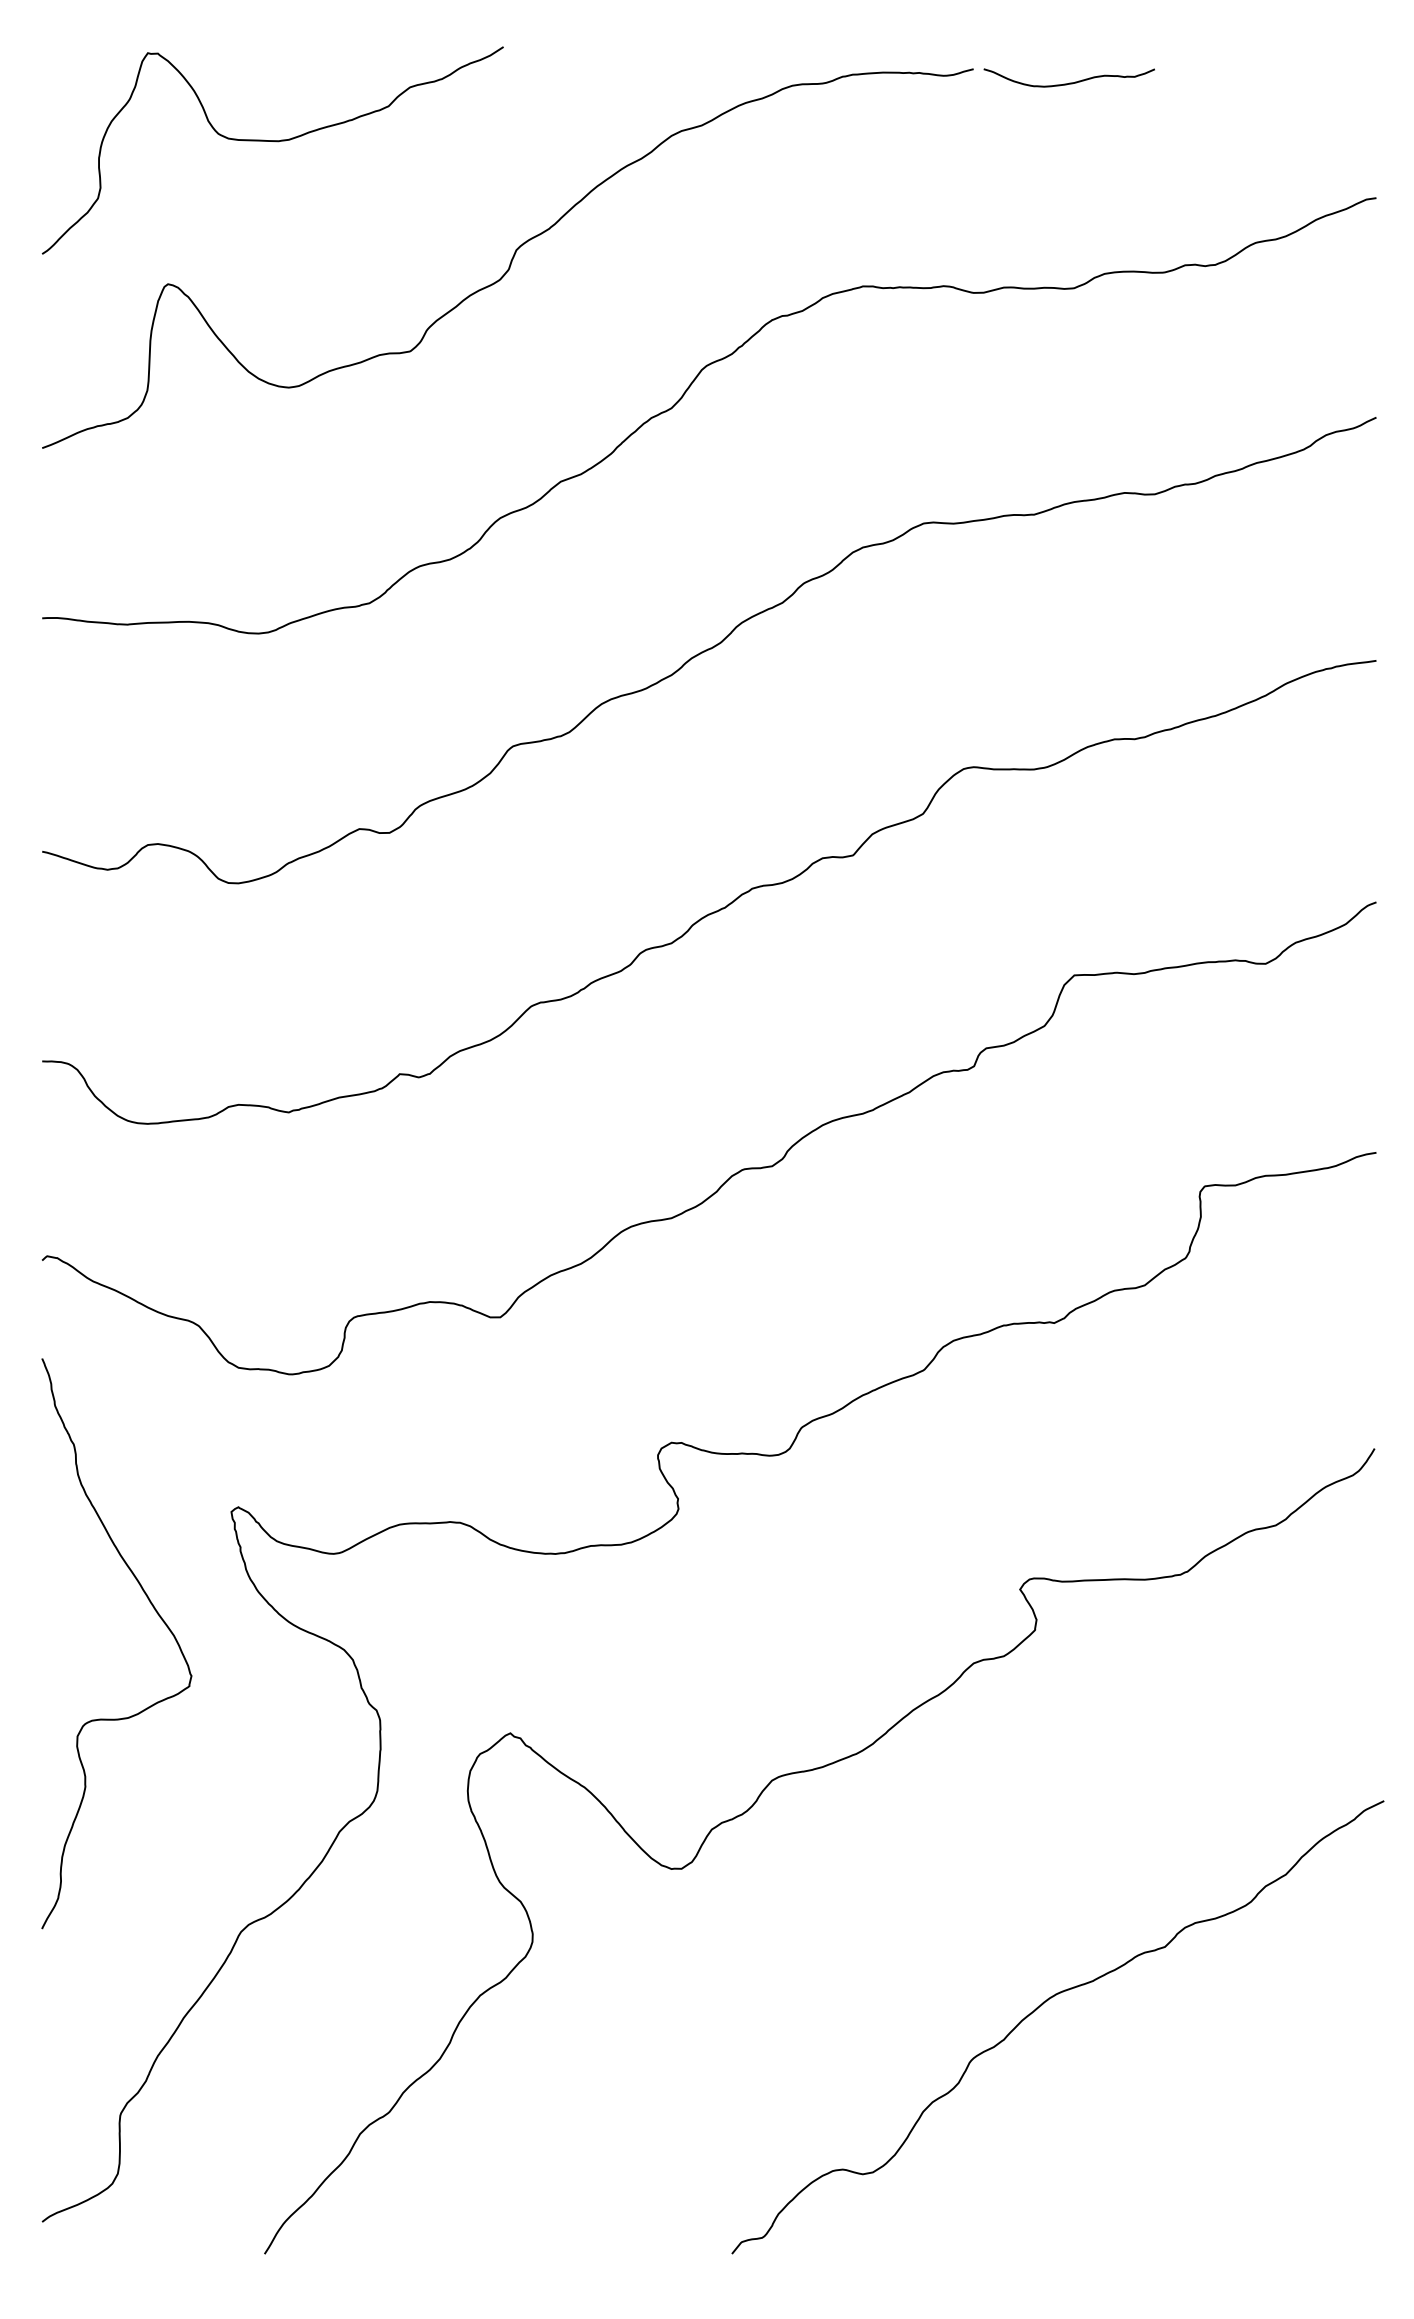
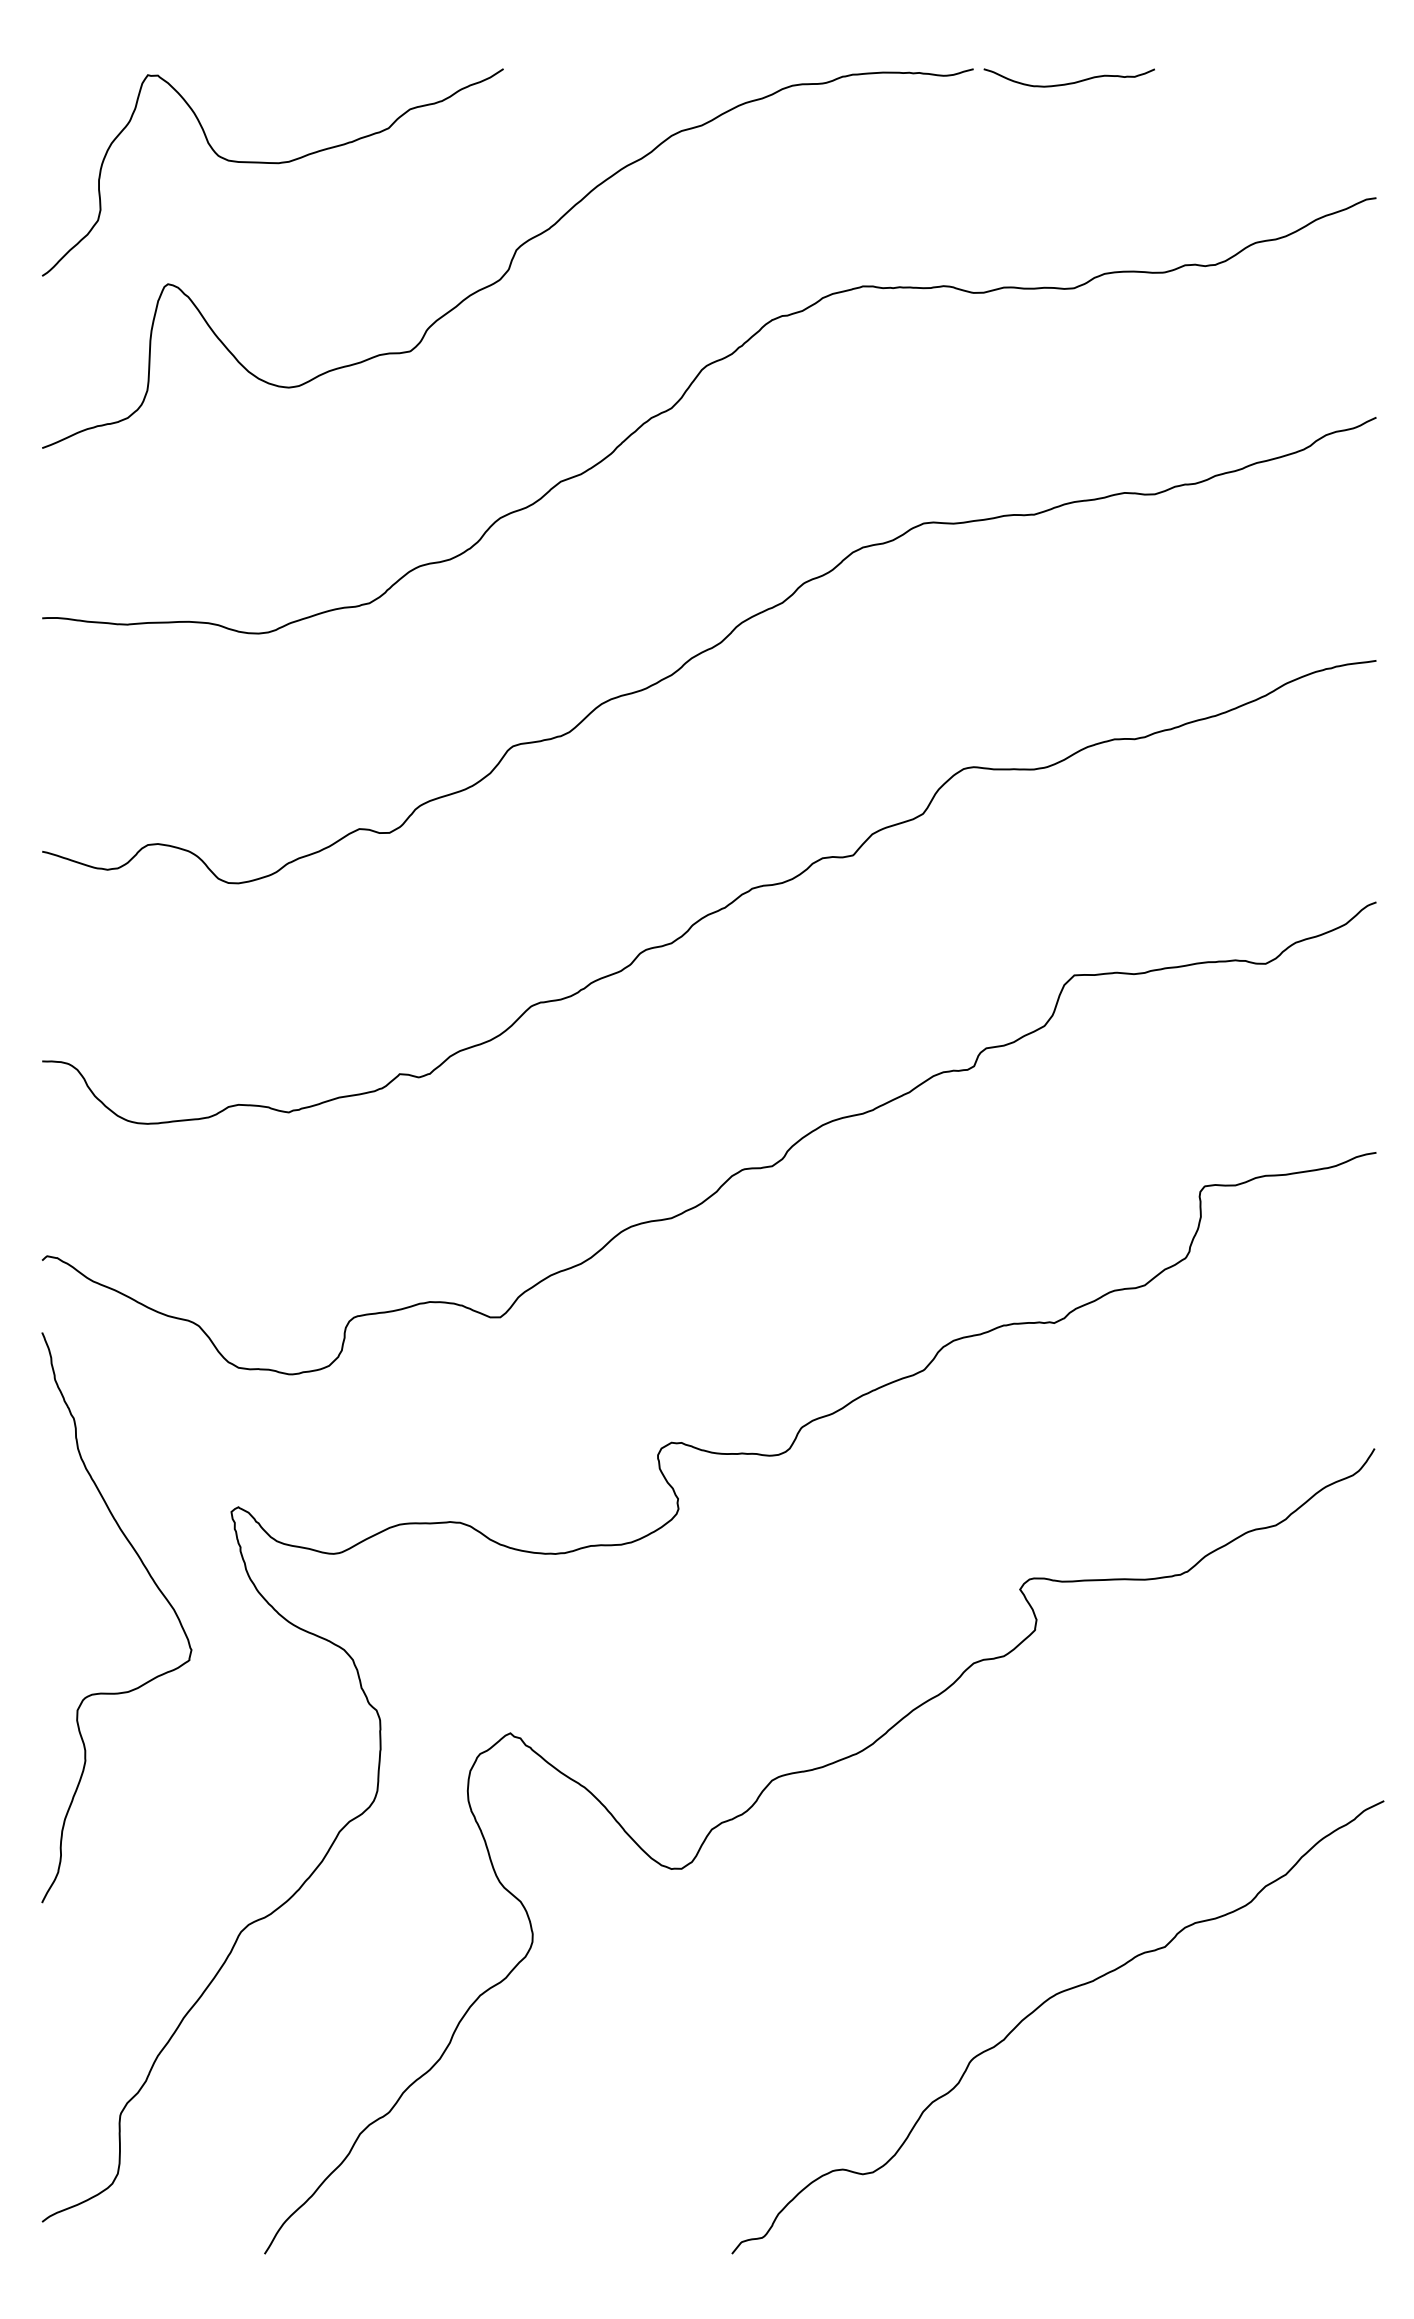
curve position: (276, 142) -> (276, 164) (276, 164)
curve position: (156, 1613) -> (156, 1587) (156, 1587)
